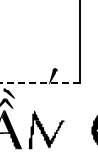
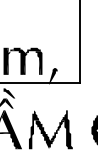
part: none -> present (22, 60)
line: dashed -> solid (39, 83)
fill: none -> present (66, 129)
